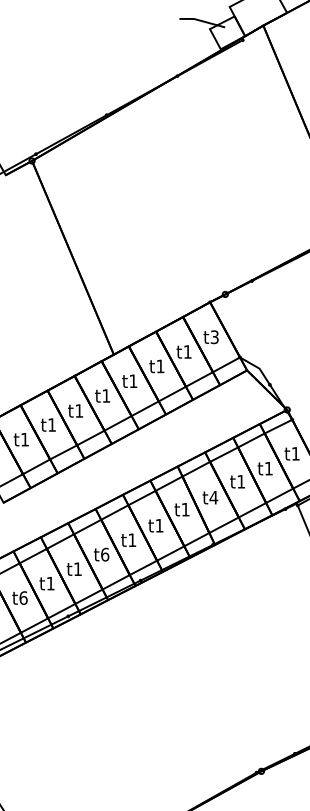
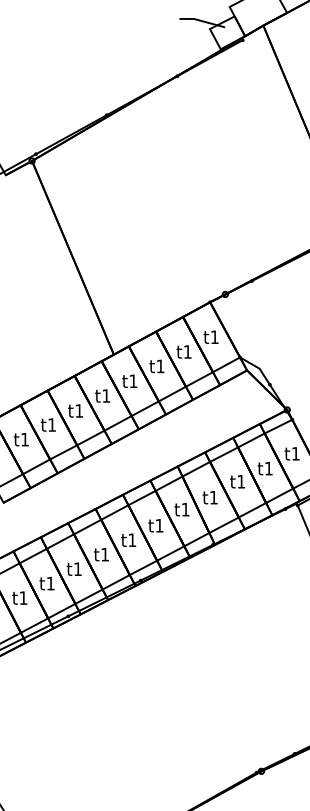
text: t3 -> t1 (214, 337)
text: t4 -> t1 (213, 497)
text: t6 -> t1 (105, 554)
text: t6 -> t1 (23, 597)
